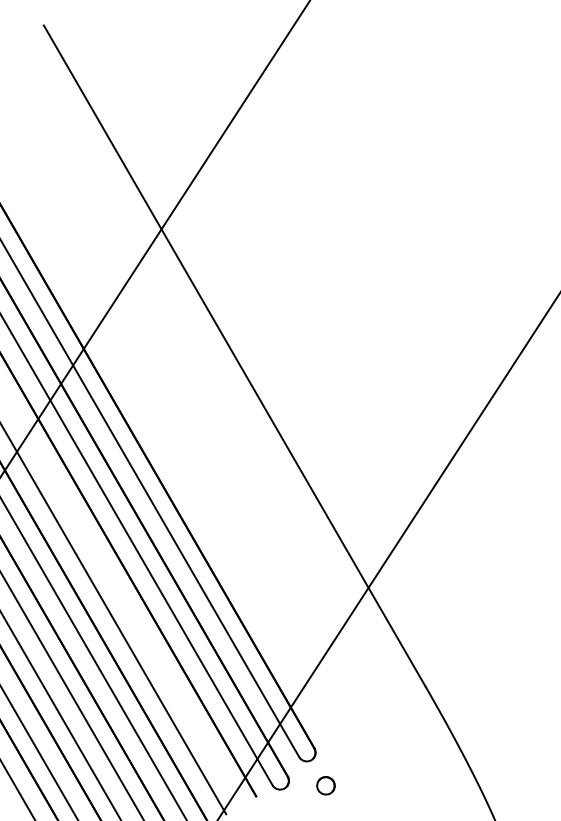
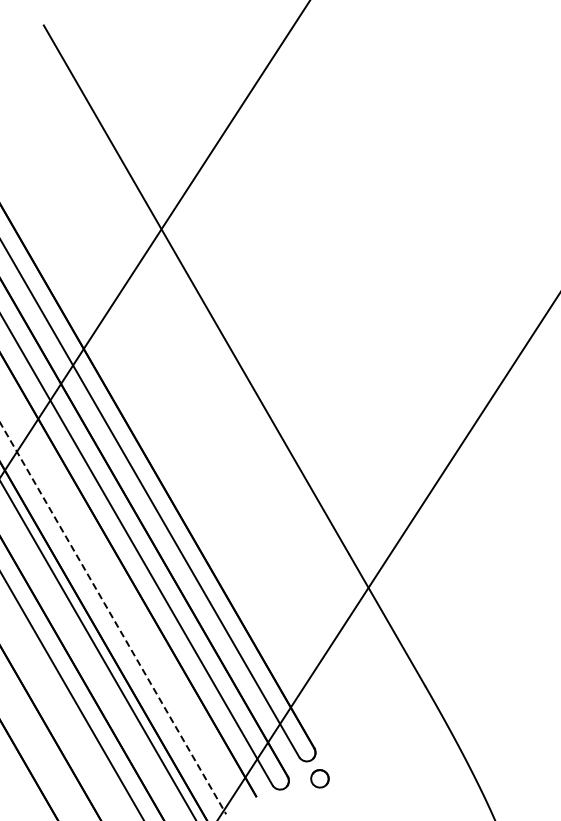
line: solid -> dashed (113, 618)
line position: (93, 658) -> (98, 650) (98, 650)
line: present -> none (60, 715)
line: present -> none (39, 752)
part position: (325, 785) -> (319, 778) (319, 778)
line: present -> none (17, 790)
